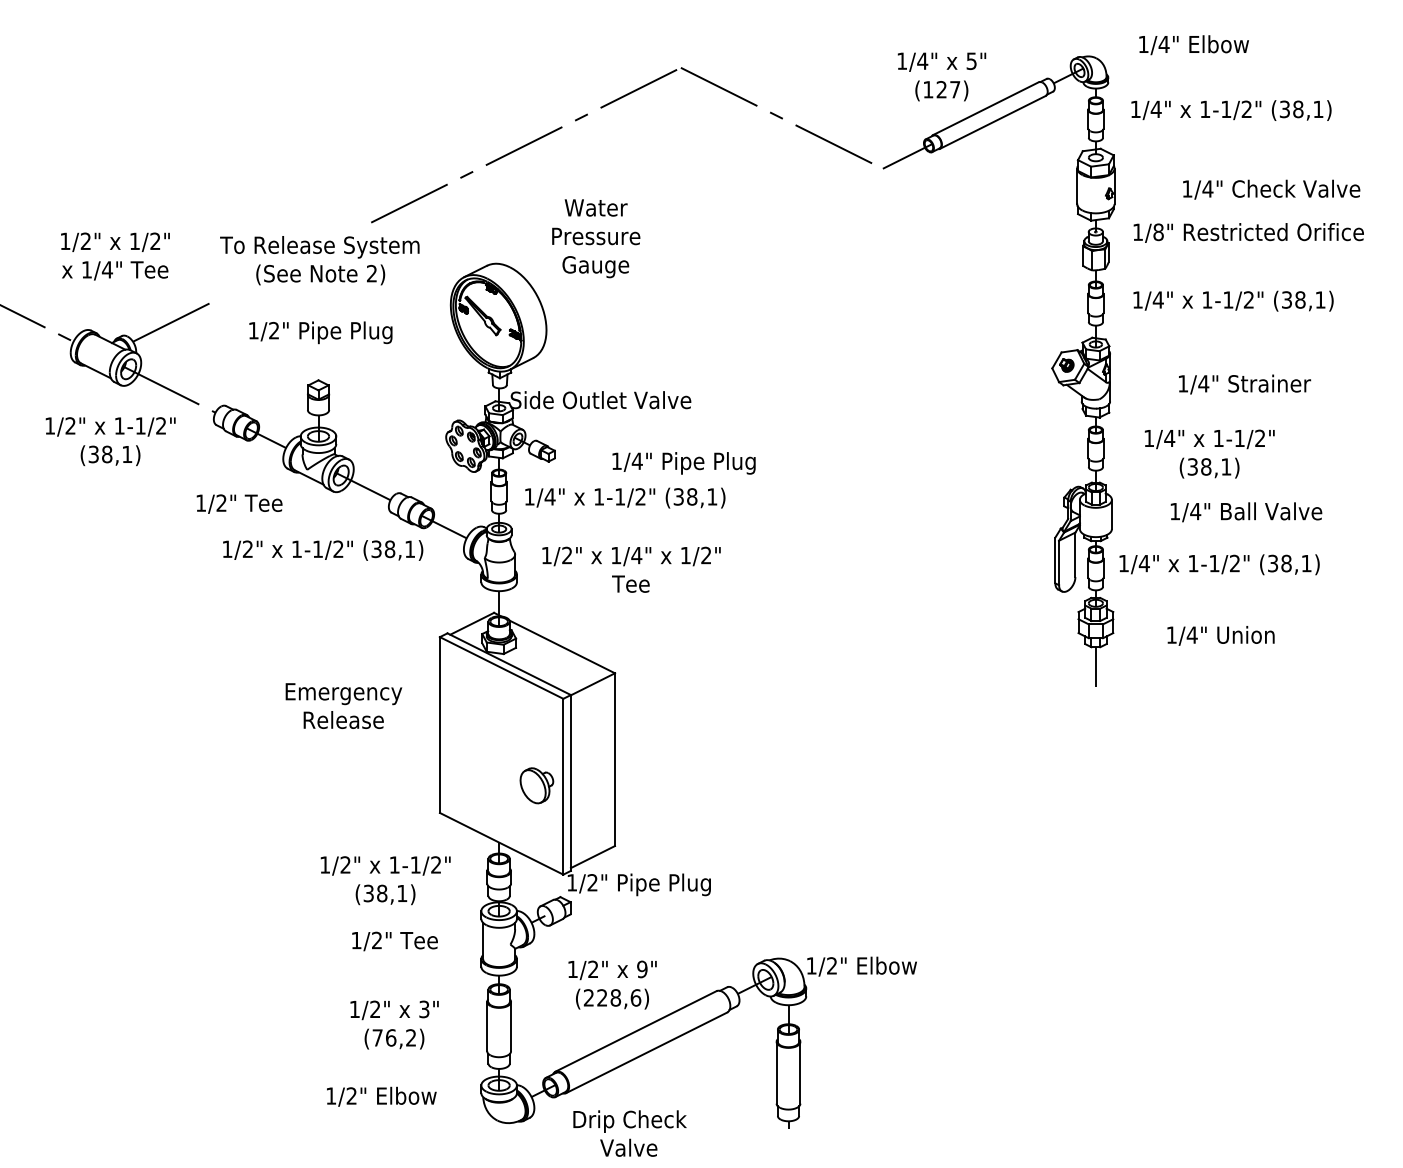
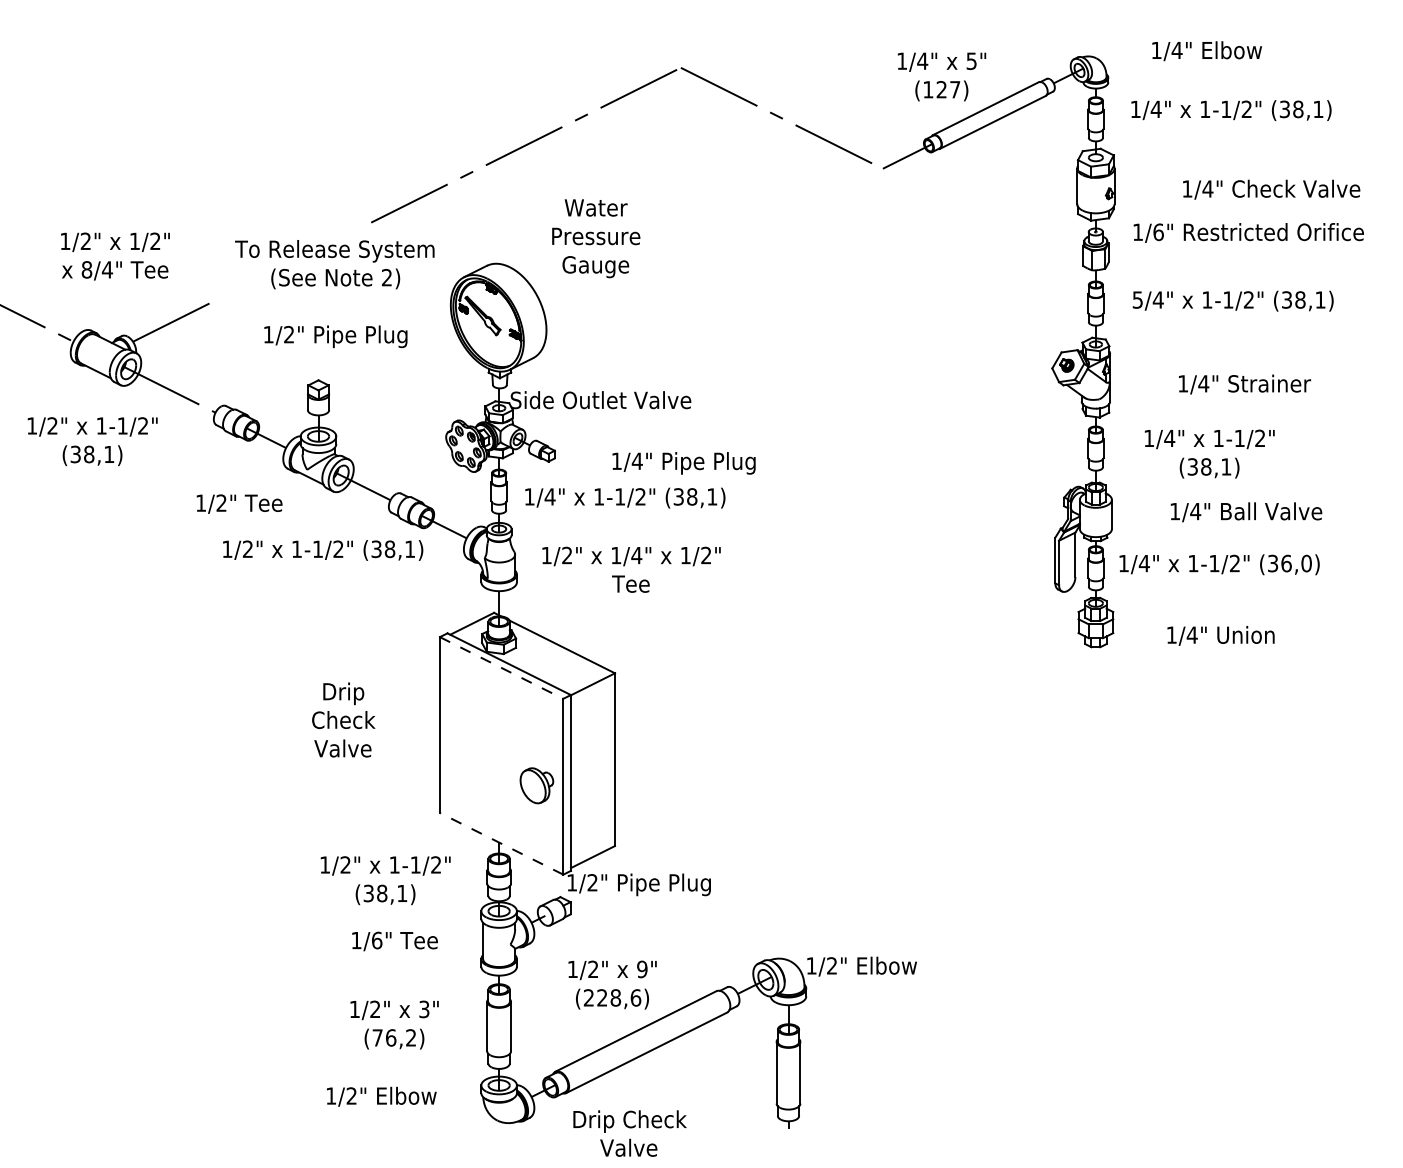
text position: (1193, 45) -> (1206, 51) (1206, 51)
text: 1/8" -> 1/6" (1158, 231)
text: 1/4" -> 8/4" (86, 269)
text position: (319, 290) -> (334, 294) (334, 294)
text: 1/4" -> 5/4" (1137, 299)
text position: (110, 441) -> (92, 441) (92, 441)
text: (38,1) -> (36,0) (1296, 563)
line: present -> none (1095, 666)
line: solid -> dashed (501, 667)
text: Emergency Release -> Drip Check Valve (343, 719)
line: solid -> dashed (501, 843)
text: 1/2" -> 1/6" (377, 940)
